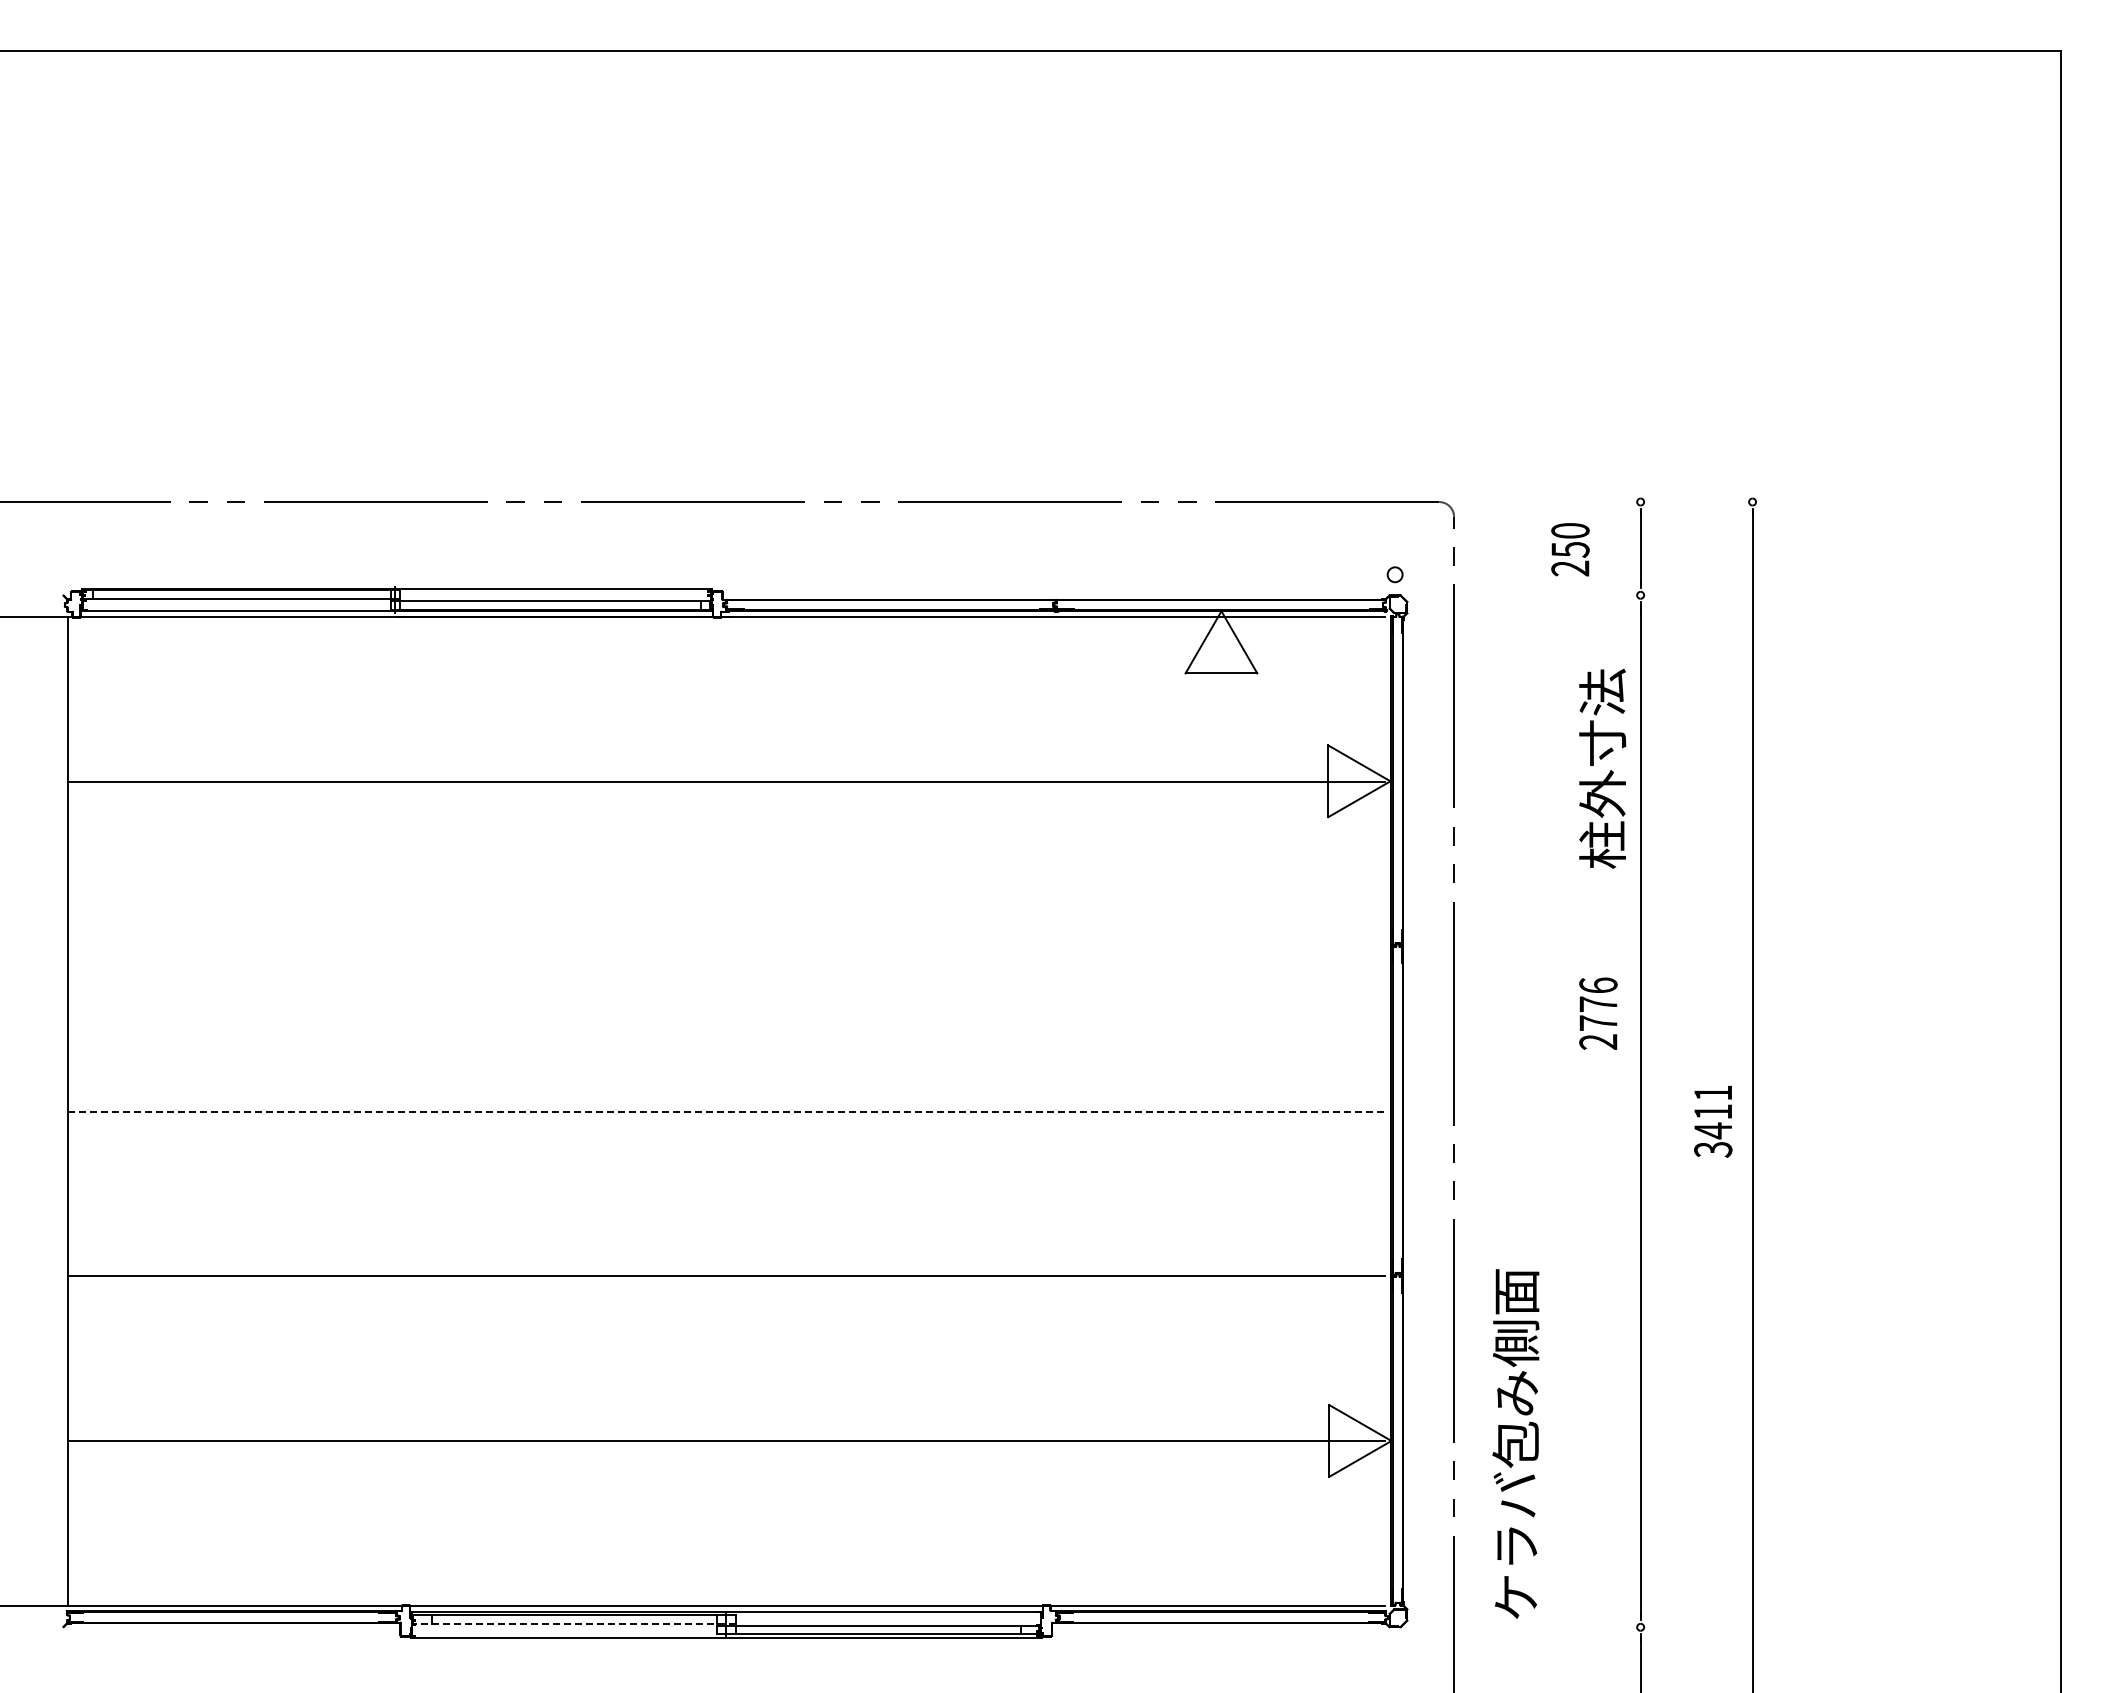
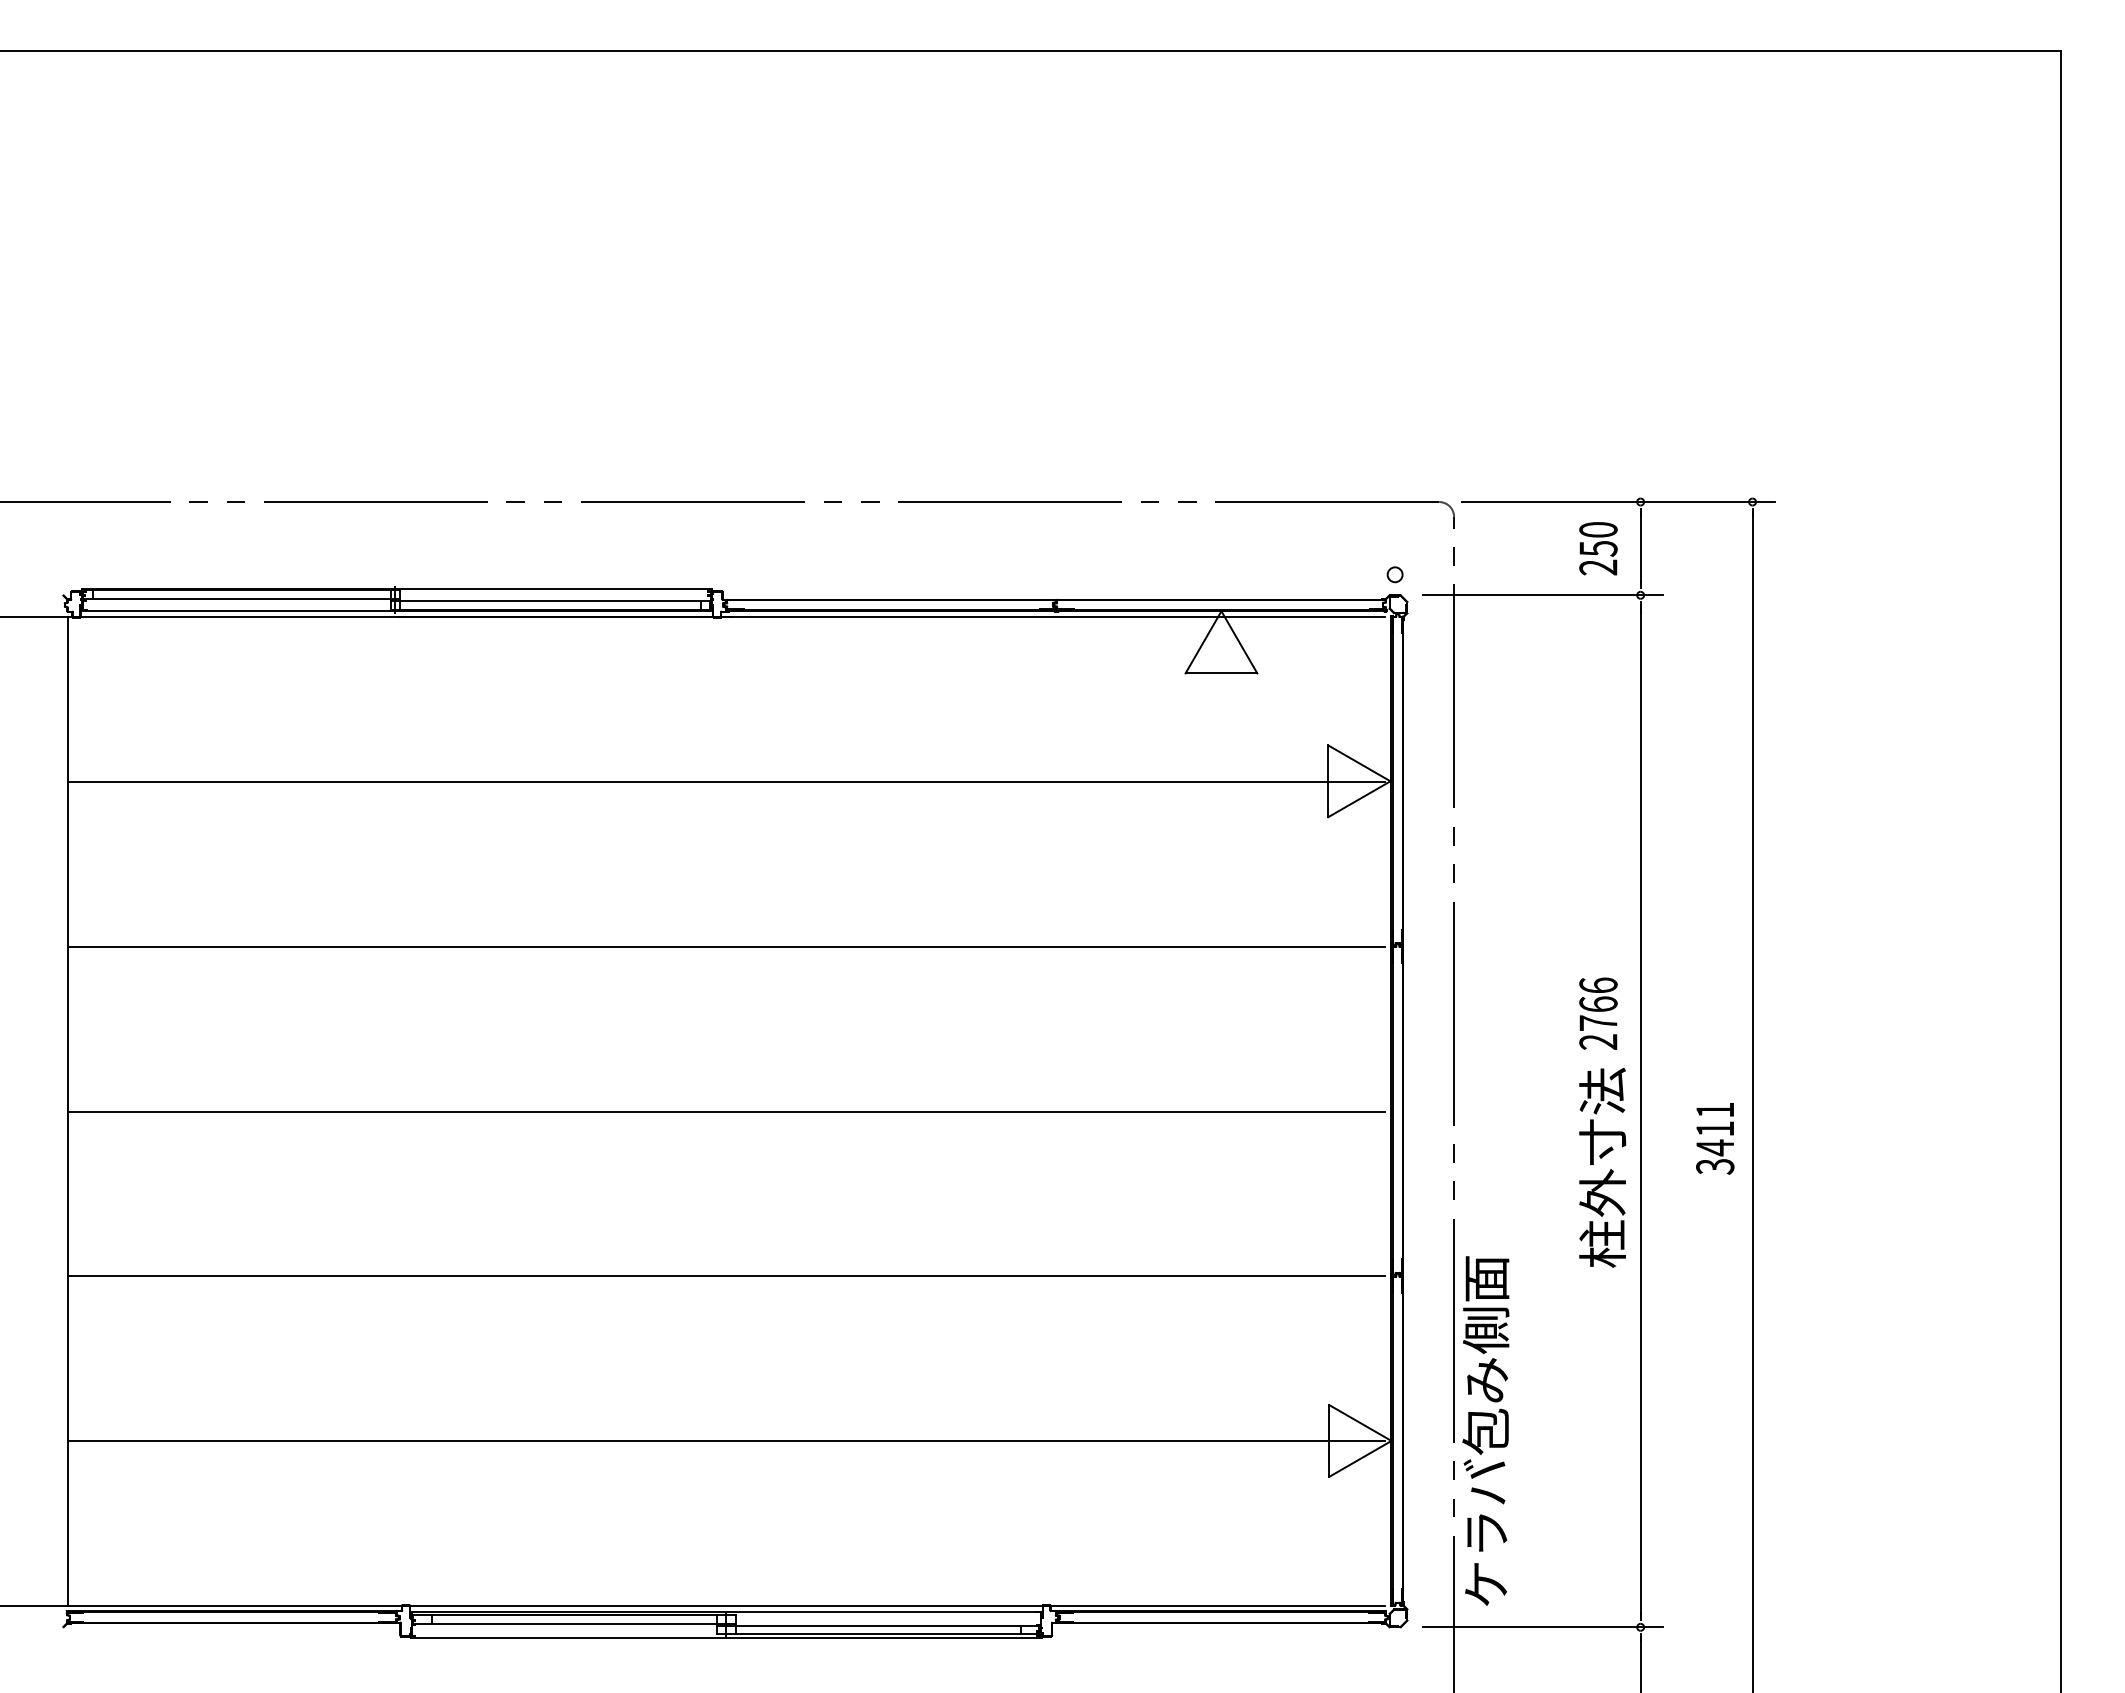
line: none -> present (1617, 502)
text position: (1570, 549) -> (1598, 548) (1598, 548)
line: none -> present (1542, 595)
text position: (1602, 768) -> (1602, 1167) (1602, 1167)
line: none -> present (726, 946)
text: 2776 -> 2766 (1598, 1003)
line: dashed -> solid (726, 1111)
text position: (1713, 1121) -> (1715, 1138) (1715, 1138)
text position: (1515, 1443) -> (1485, 1430) (1485, 1430)
line: dashed -> solid (573, 1624)
line: none -> present (1542, 1627)
